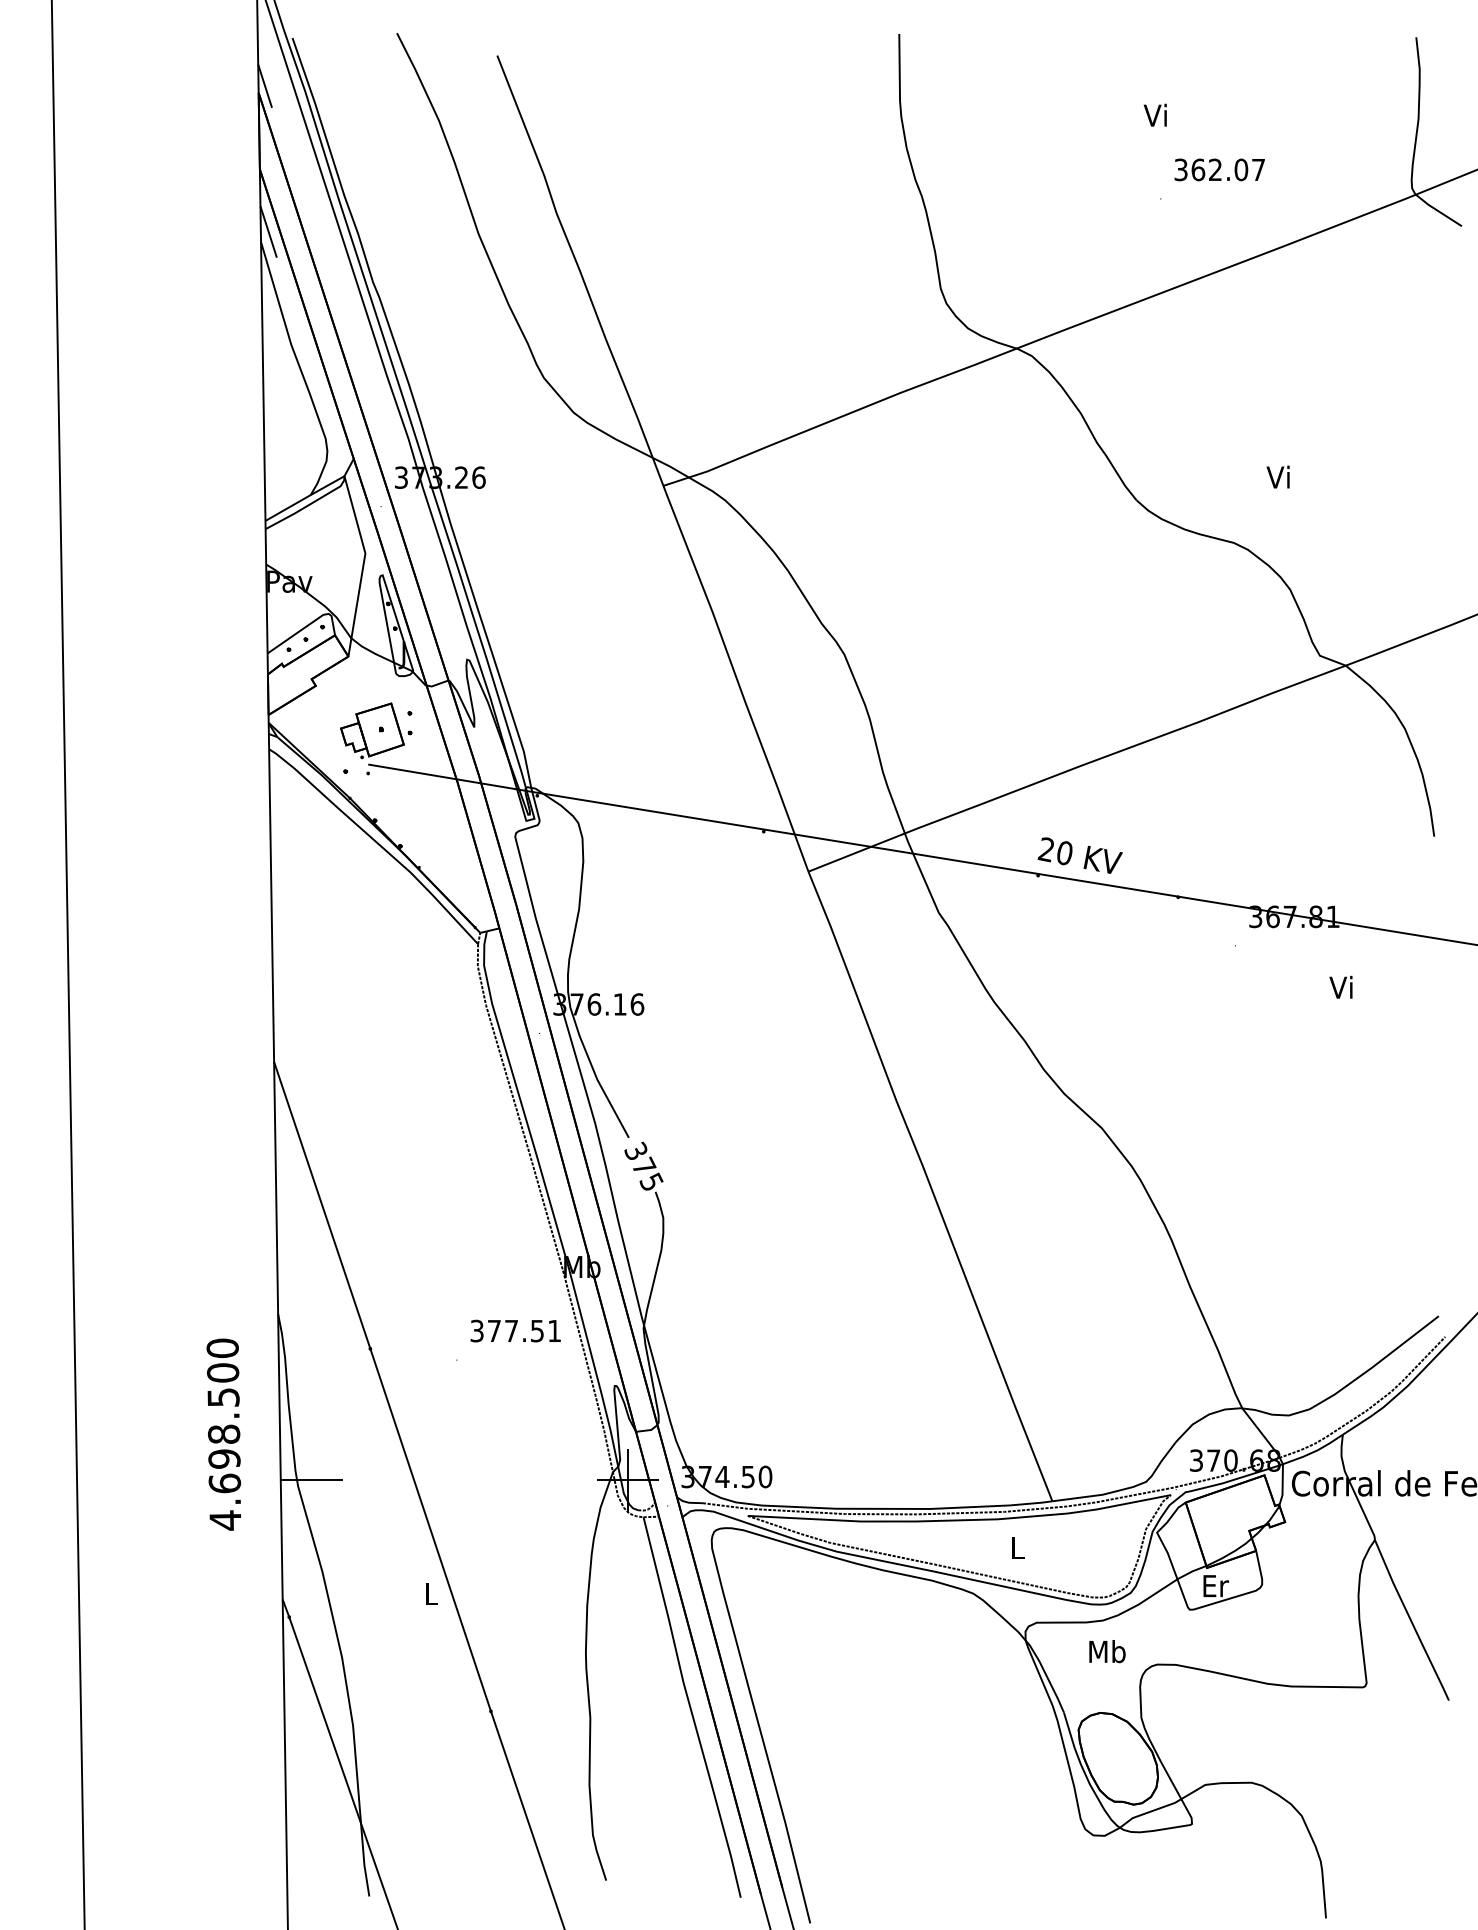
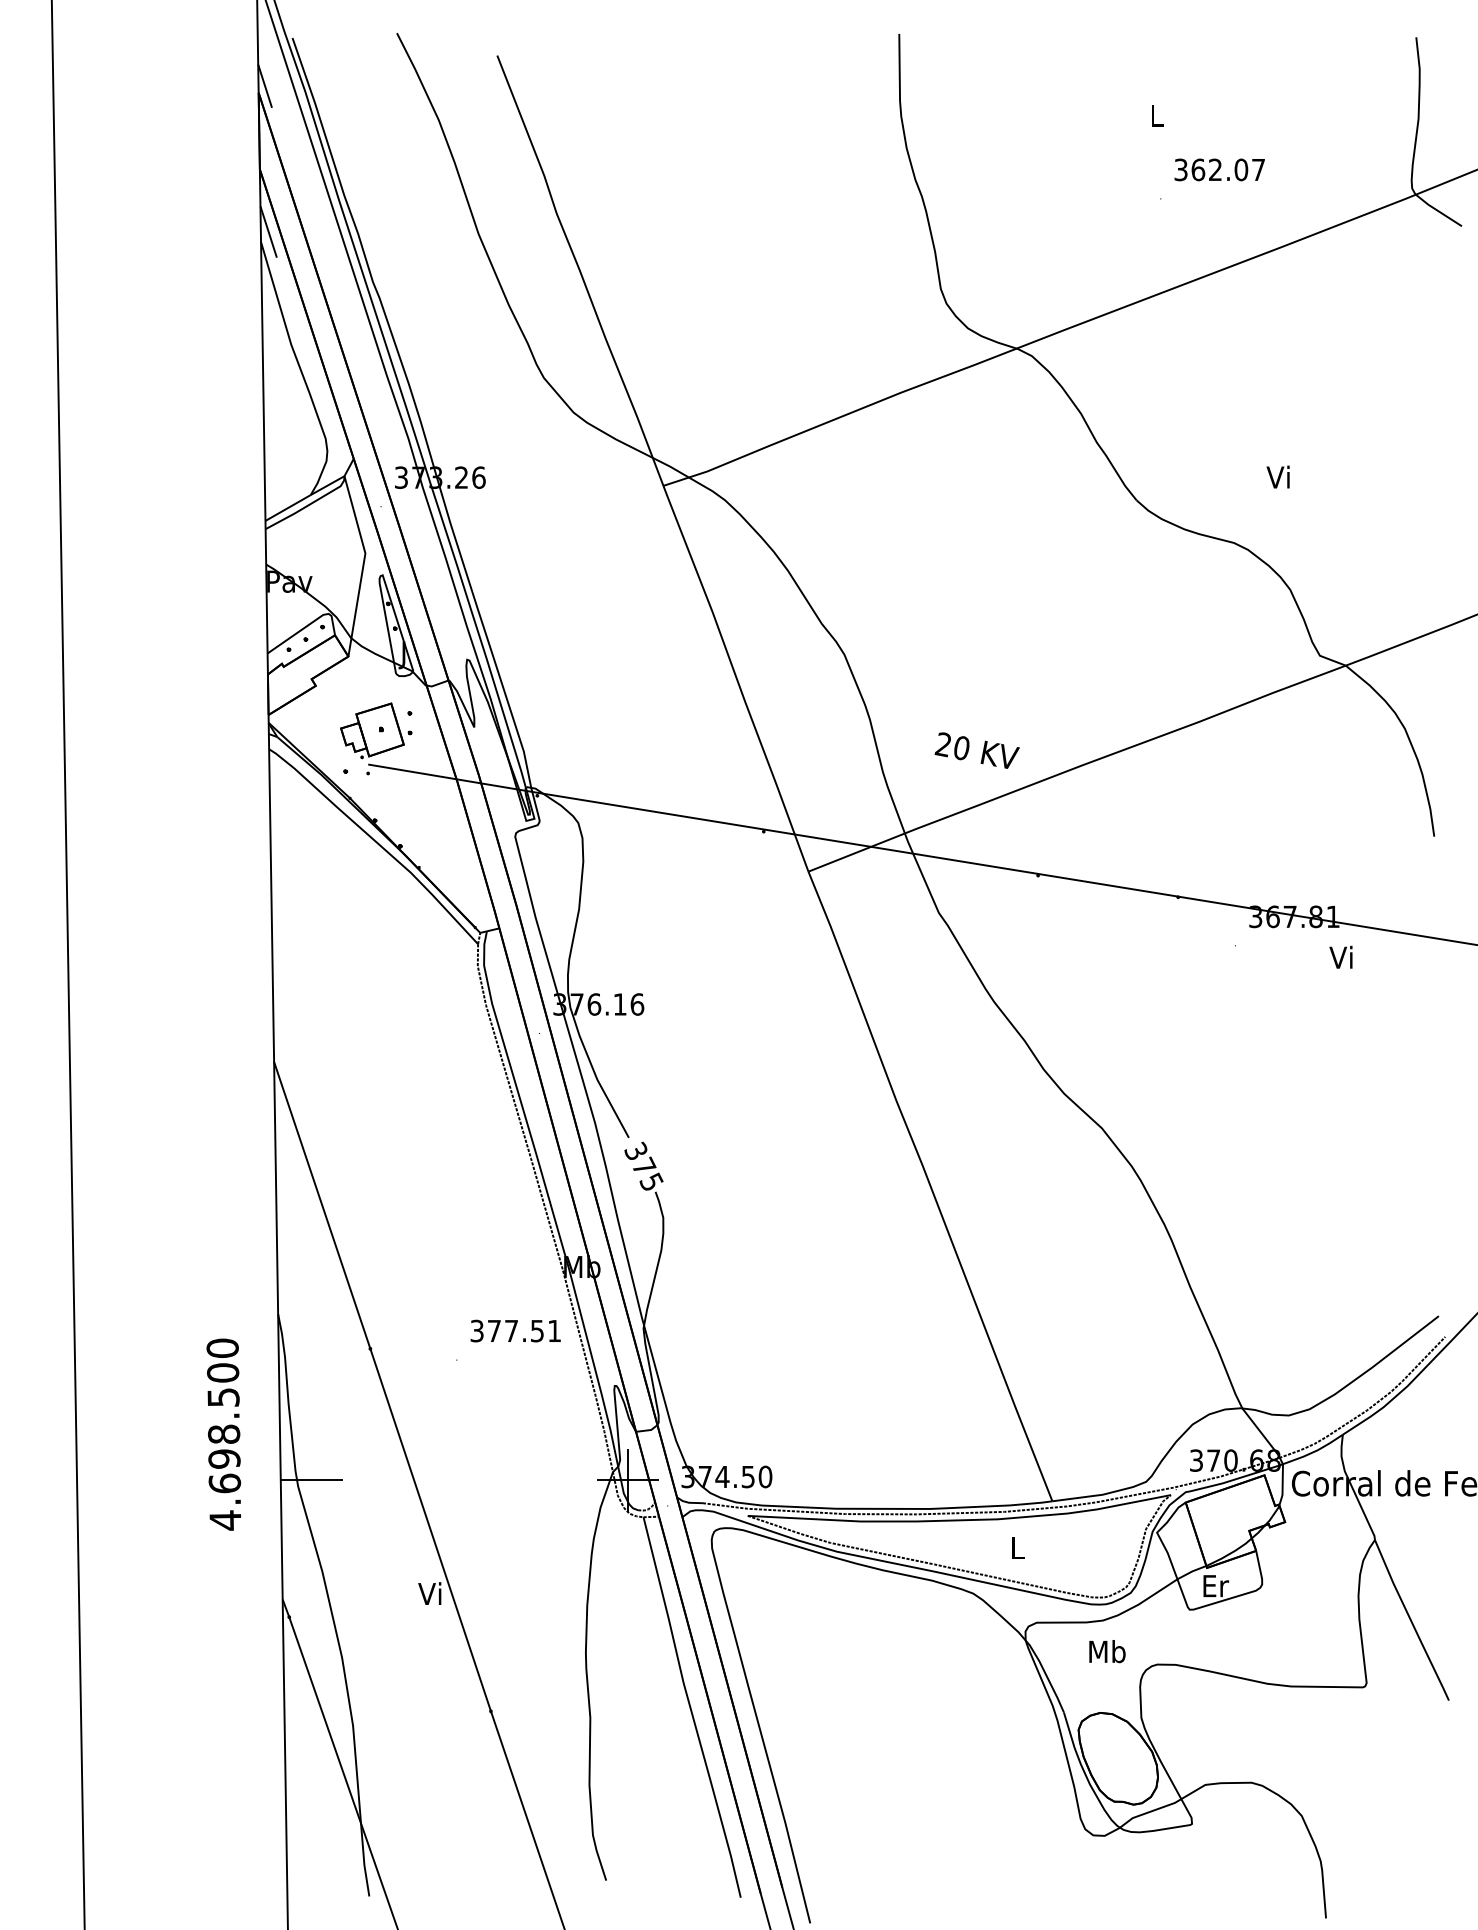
text: Vi -> L (1154, 114)
text position: (1079, 855) -> (976, 750) (976, 750)
text position: (1340, 986) -> (1340, 956) (1340, 956)
text: L -> Vi (429, 1593)
